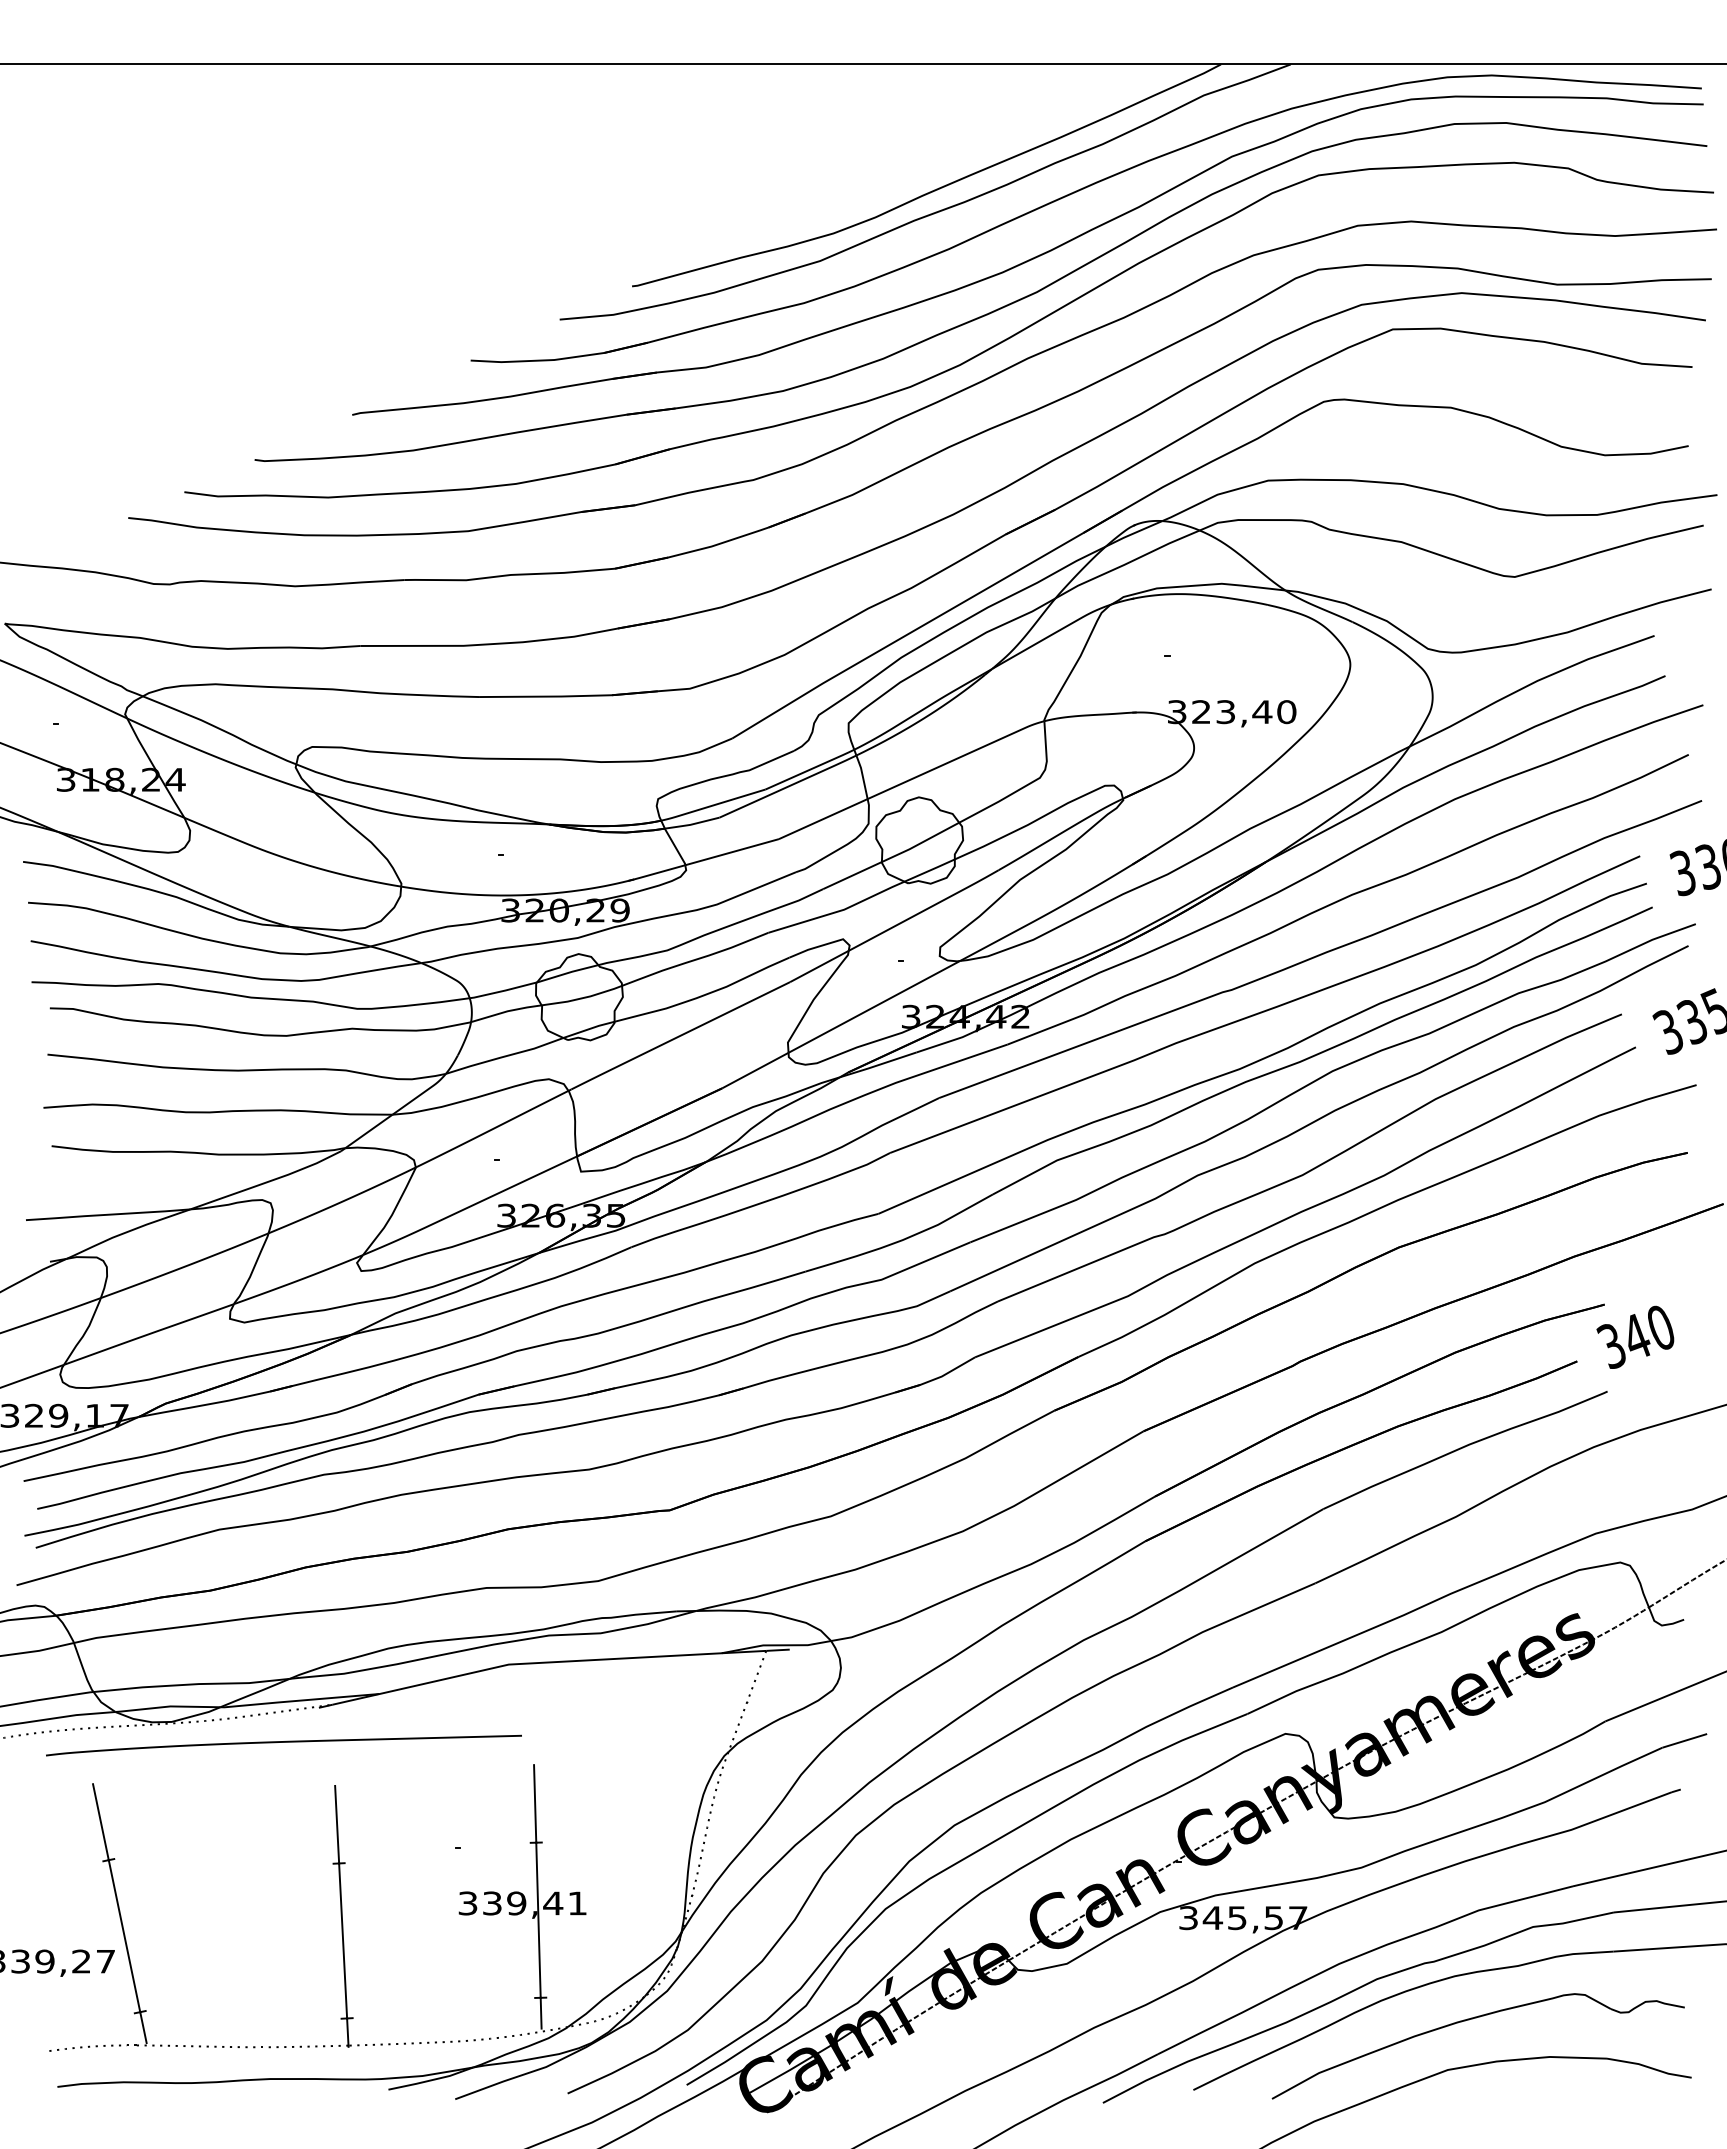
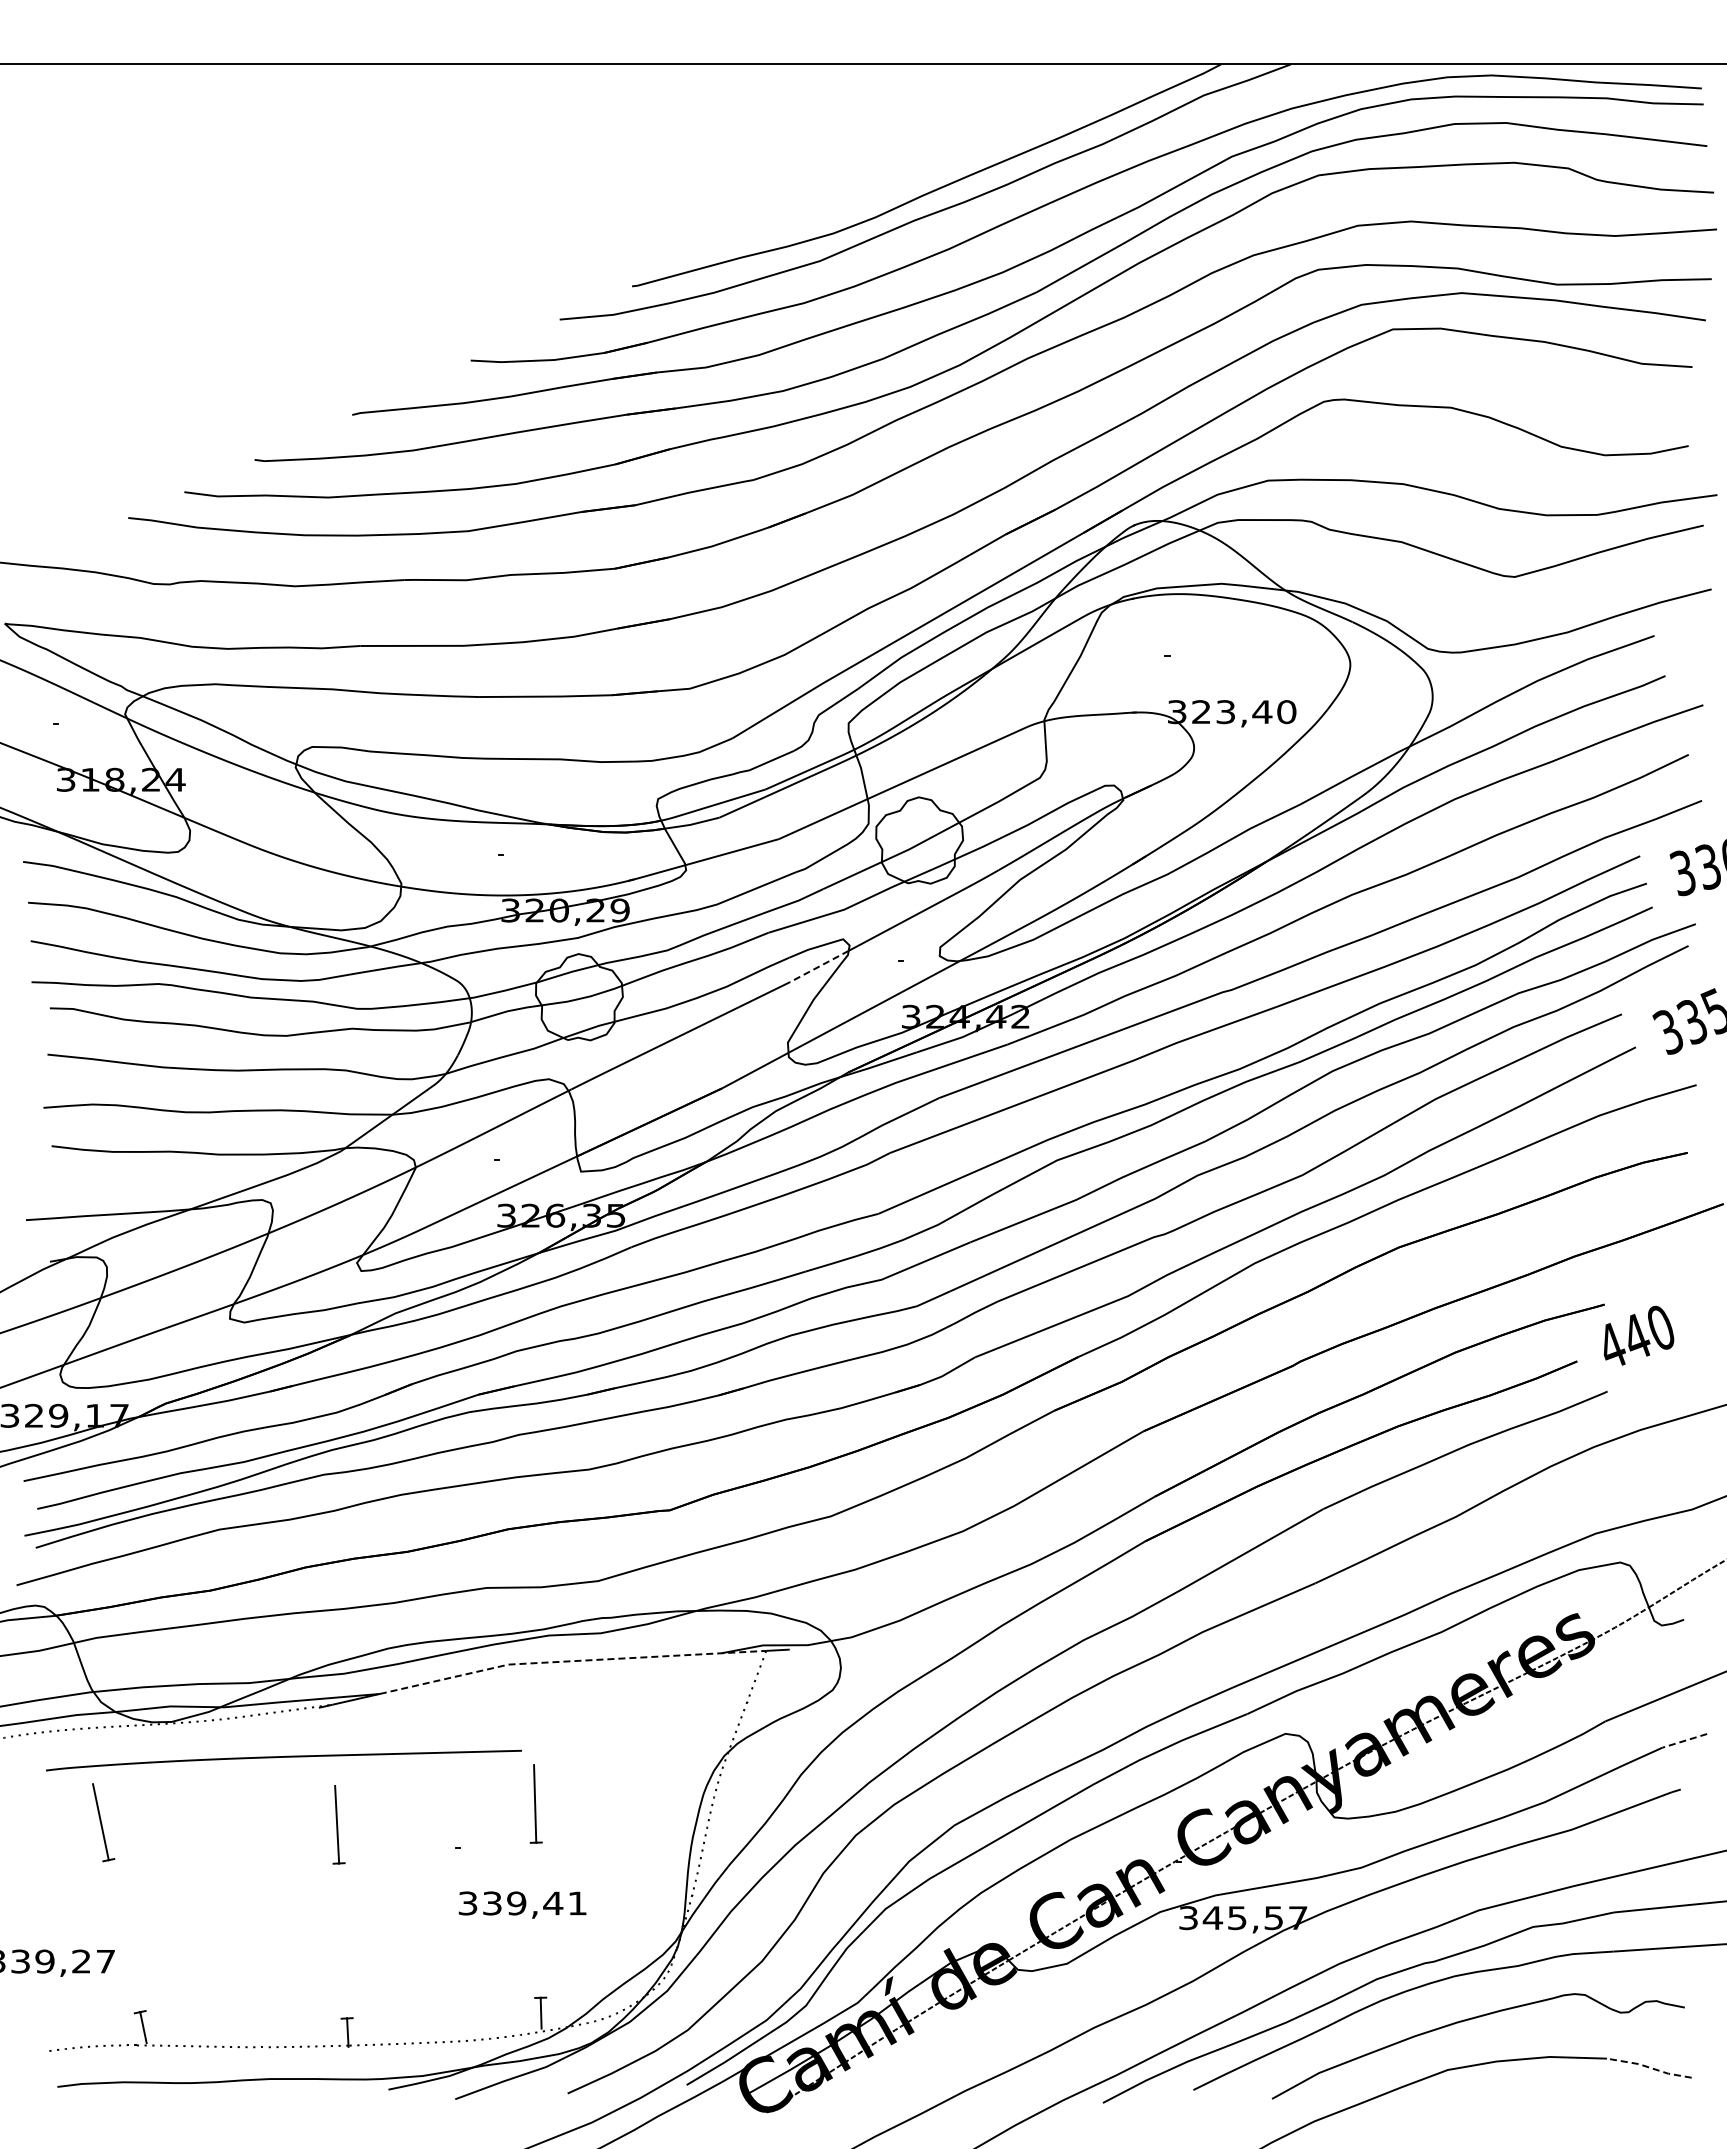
line: solid -> dashed (819, 966)
text: 340 -> 440 (1610, 1345)
line: solid -> dashed (570, 1661)
line: solid -> dashed (1684, 1741)
curve position: (283, 1742) -> (283, 1757) (283, 1757)
line: present -> none (538, 1919)
line: present -> none (124, 1936)
line: present -> none (343, 1940)
line: solid -> dashed (1648, 2067)
